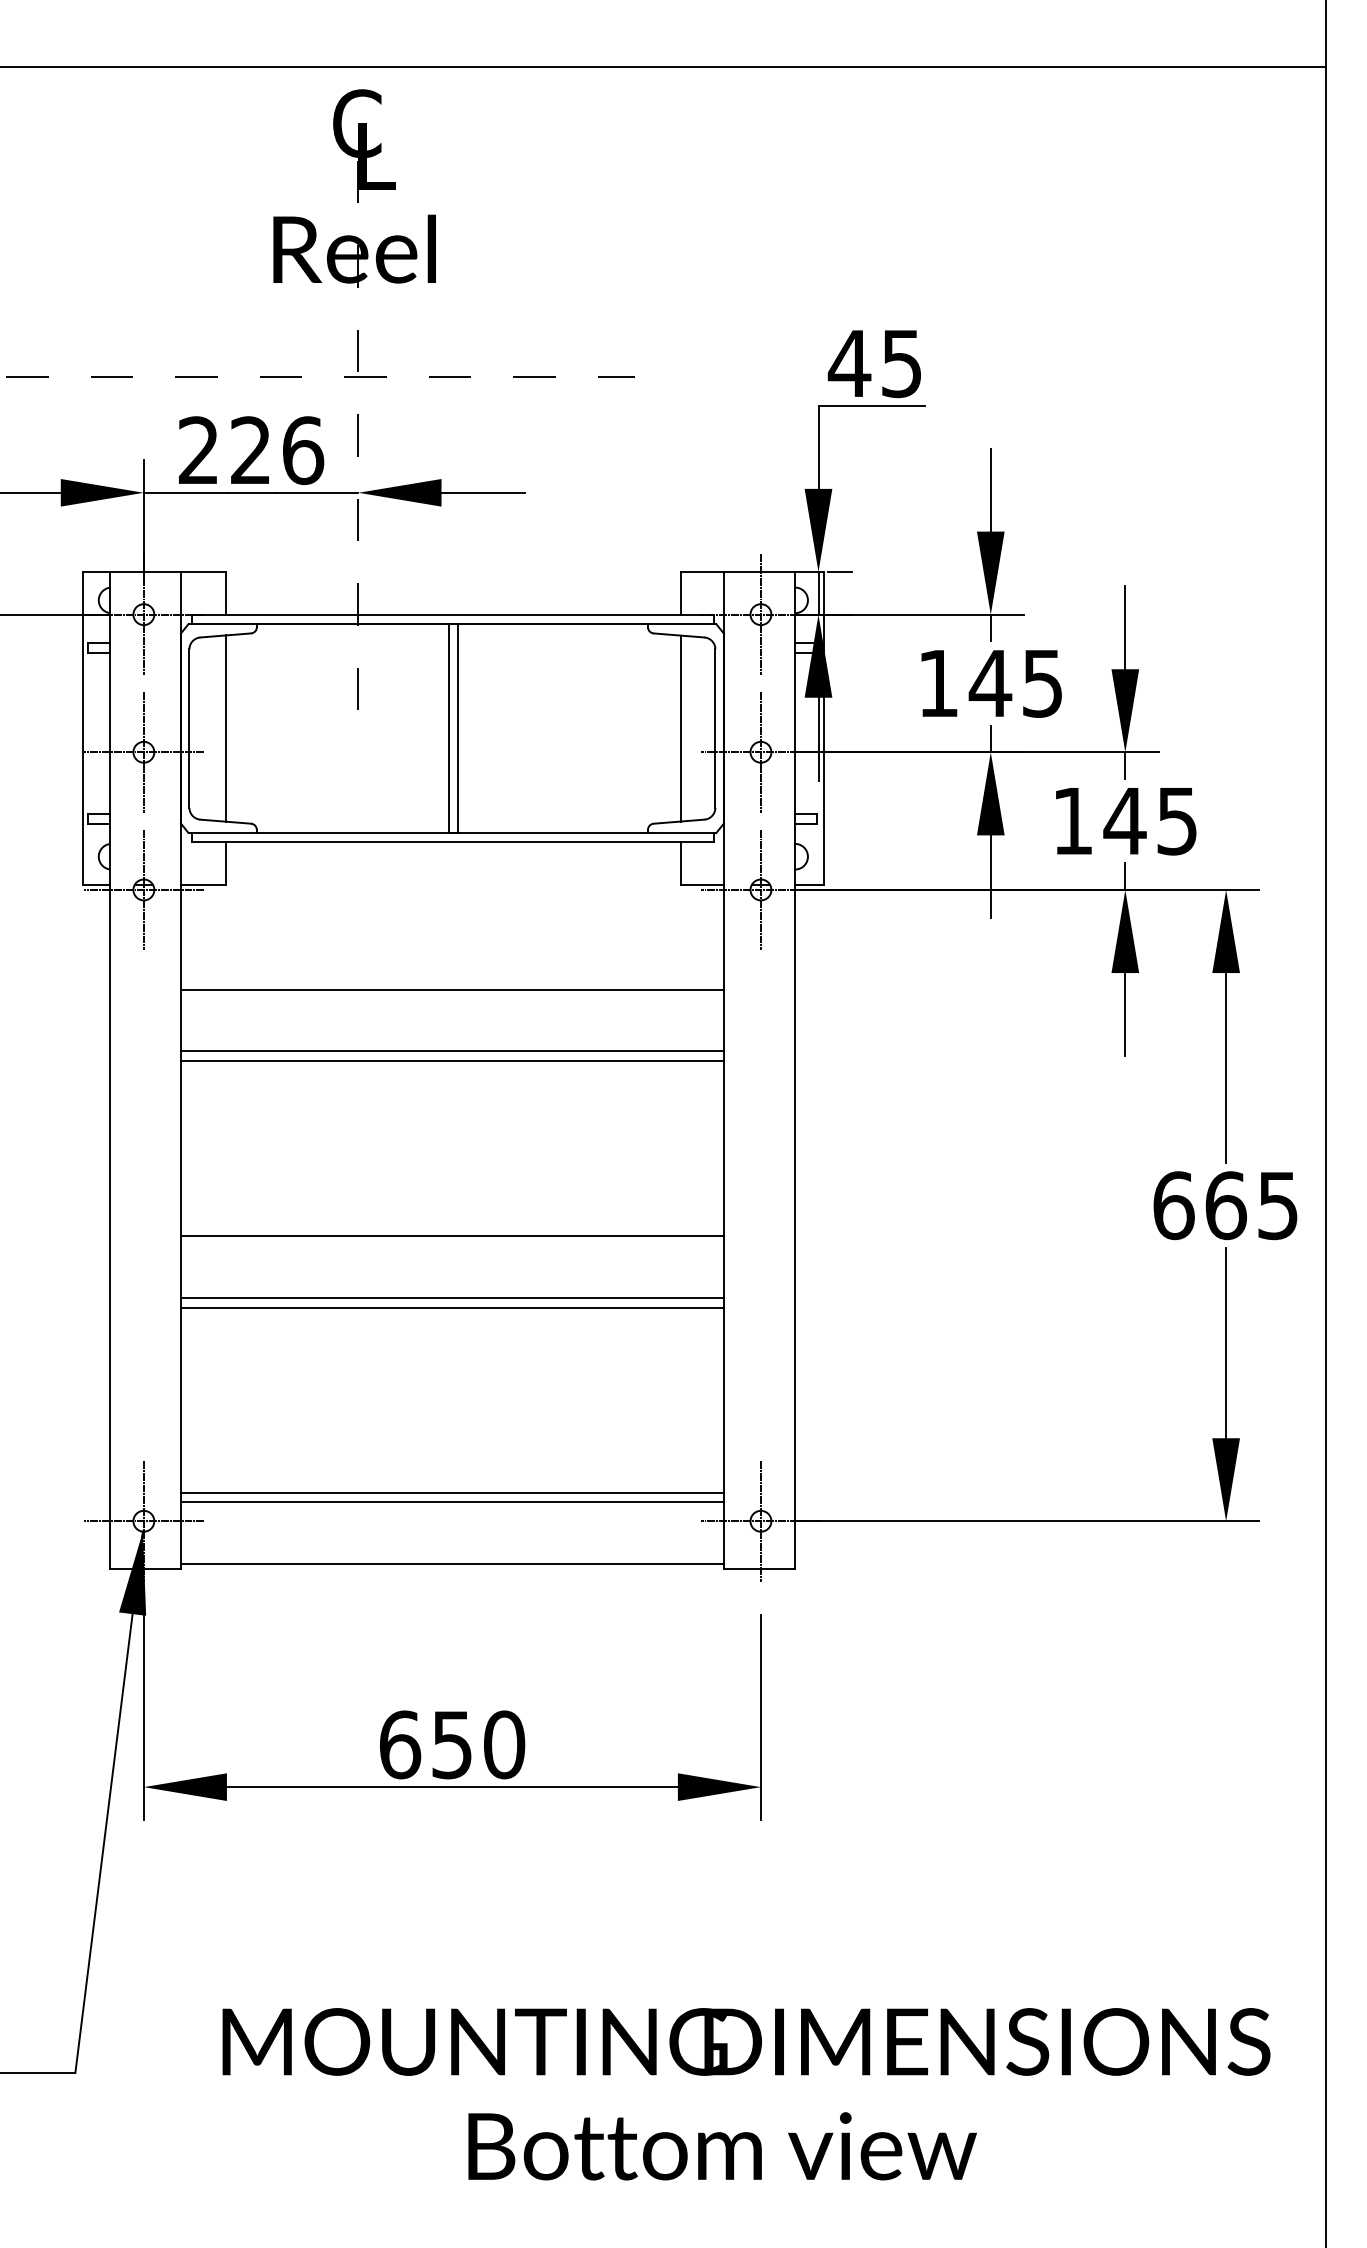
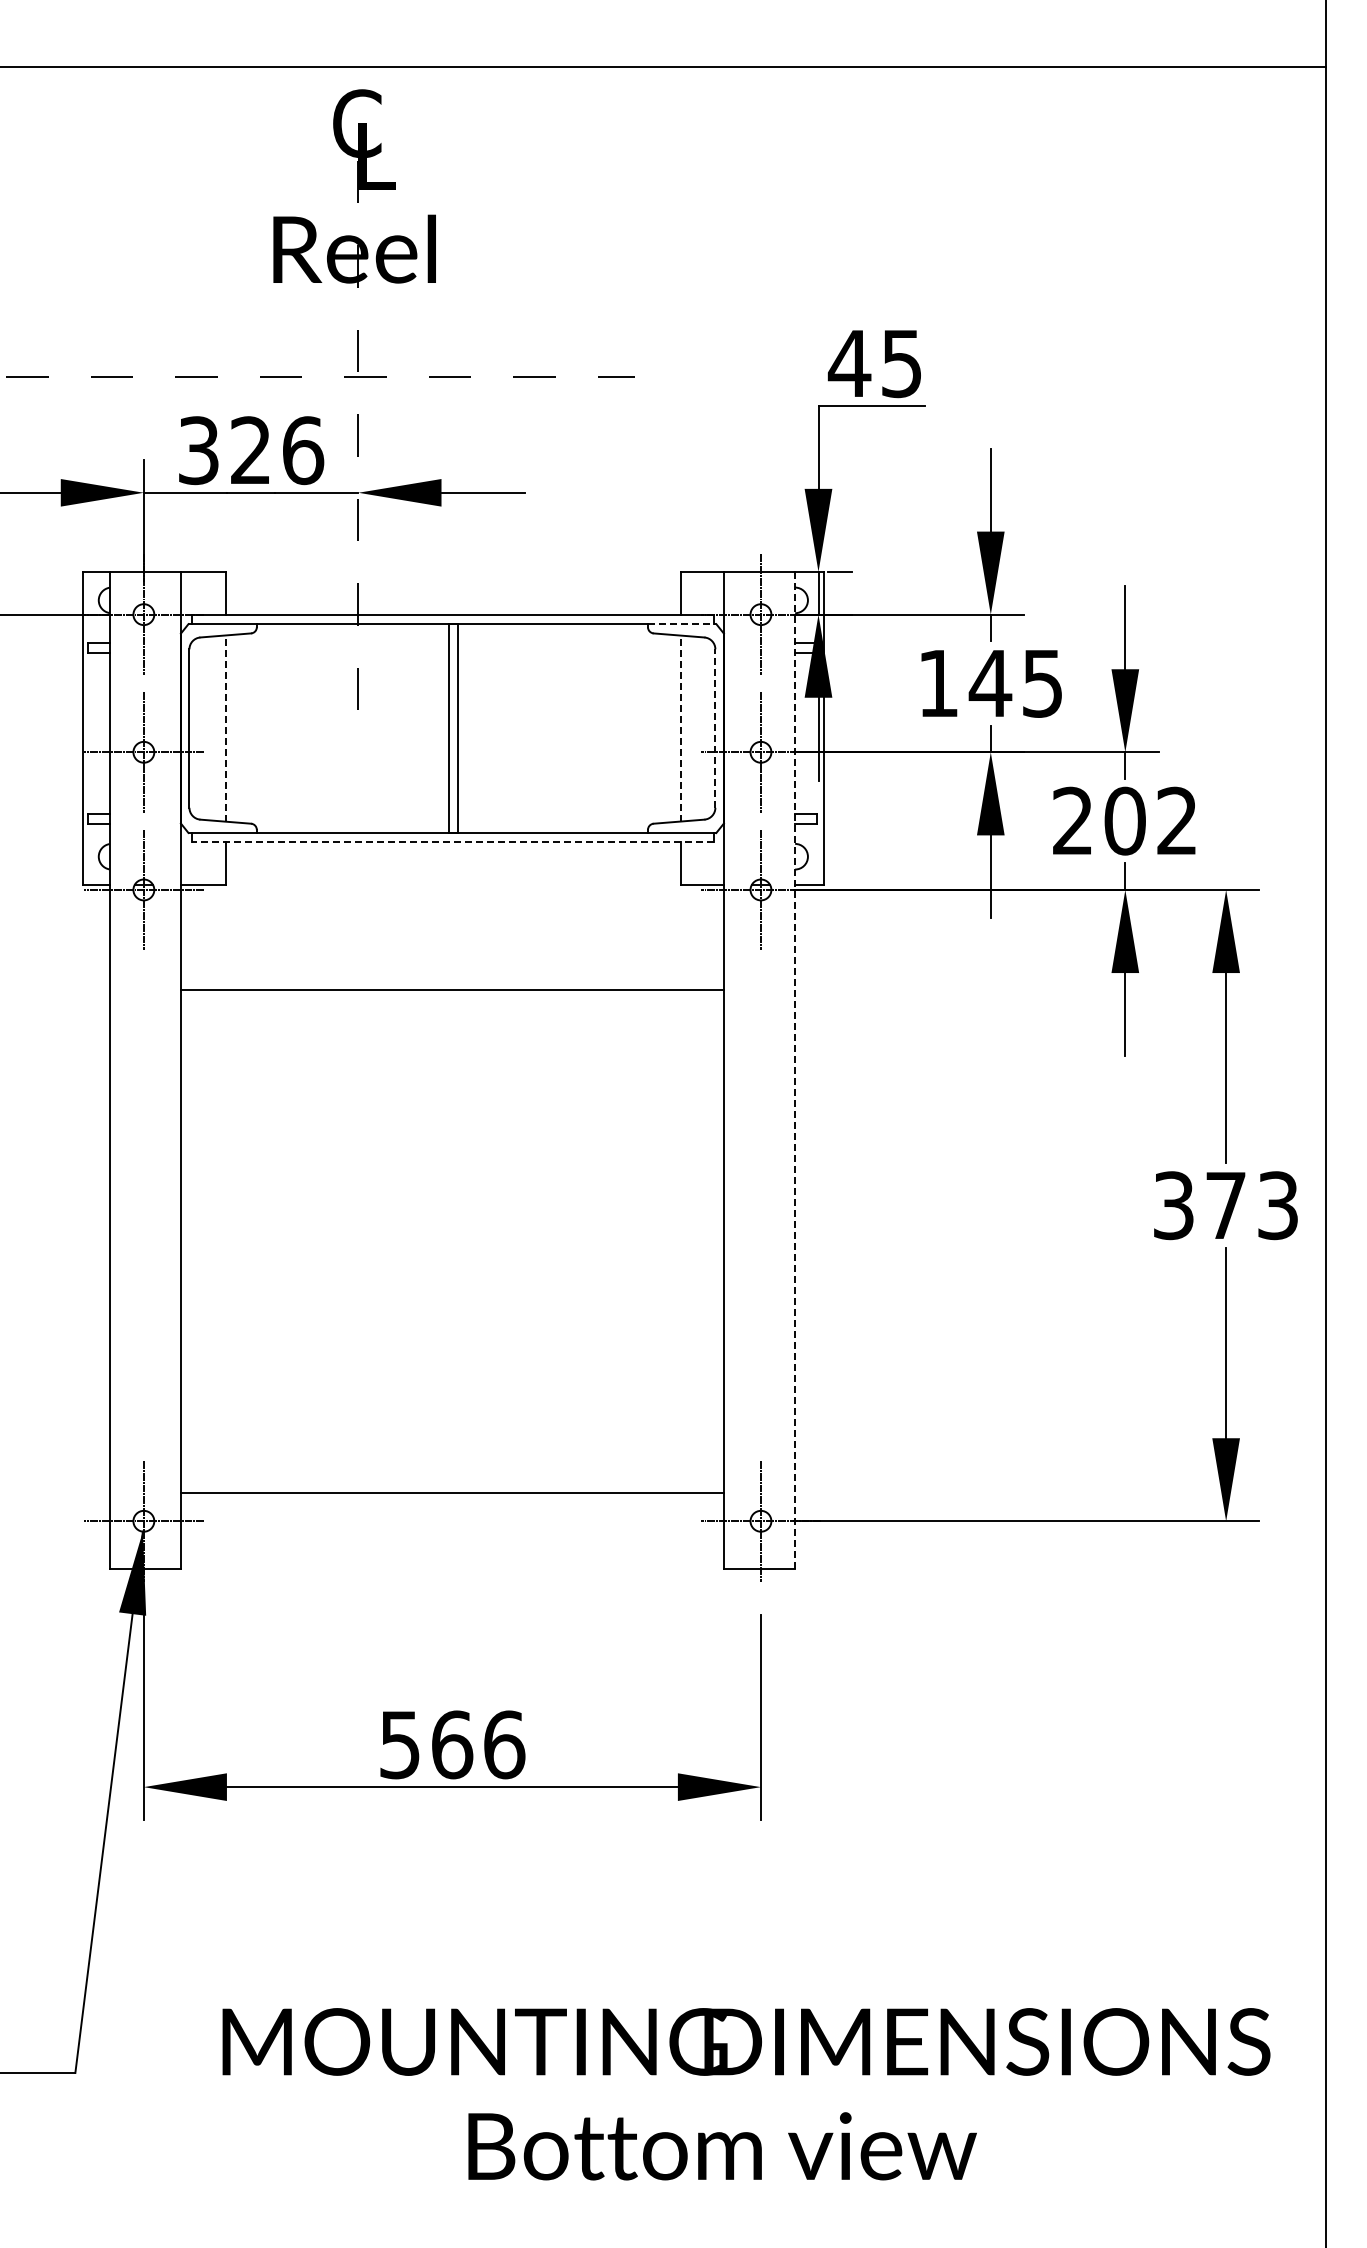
text: 226 -> 326 (198, 450)
line: solid -> dashed (682, 624)
line: solid -> dashed (225, 728)
line: solid -> dashed (681, 728)
line: solid -> dashed (715, 728)
text: 145 -> 202 (1124, 820)
line: solid -> dashed (452, 842)
line: present -> none (451, 1051)
line: present -> none (451, 1060)
line: solid -> dashed (795, 1069)
text: 665 -> 373 (1225, 1205)
line: present -> none (451, 1236)
line: present -> none (451, 1298)
line: present -> none (451, 1307)
line: present -> none (451, 1502)
line: present -> none (451, 1564)
text: 650 -> 566 (452, 1744)
